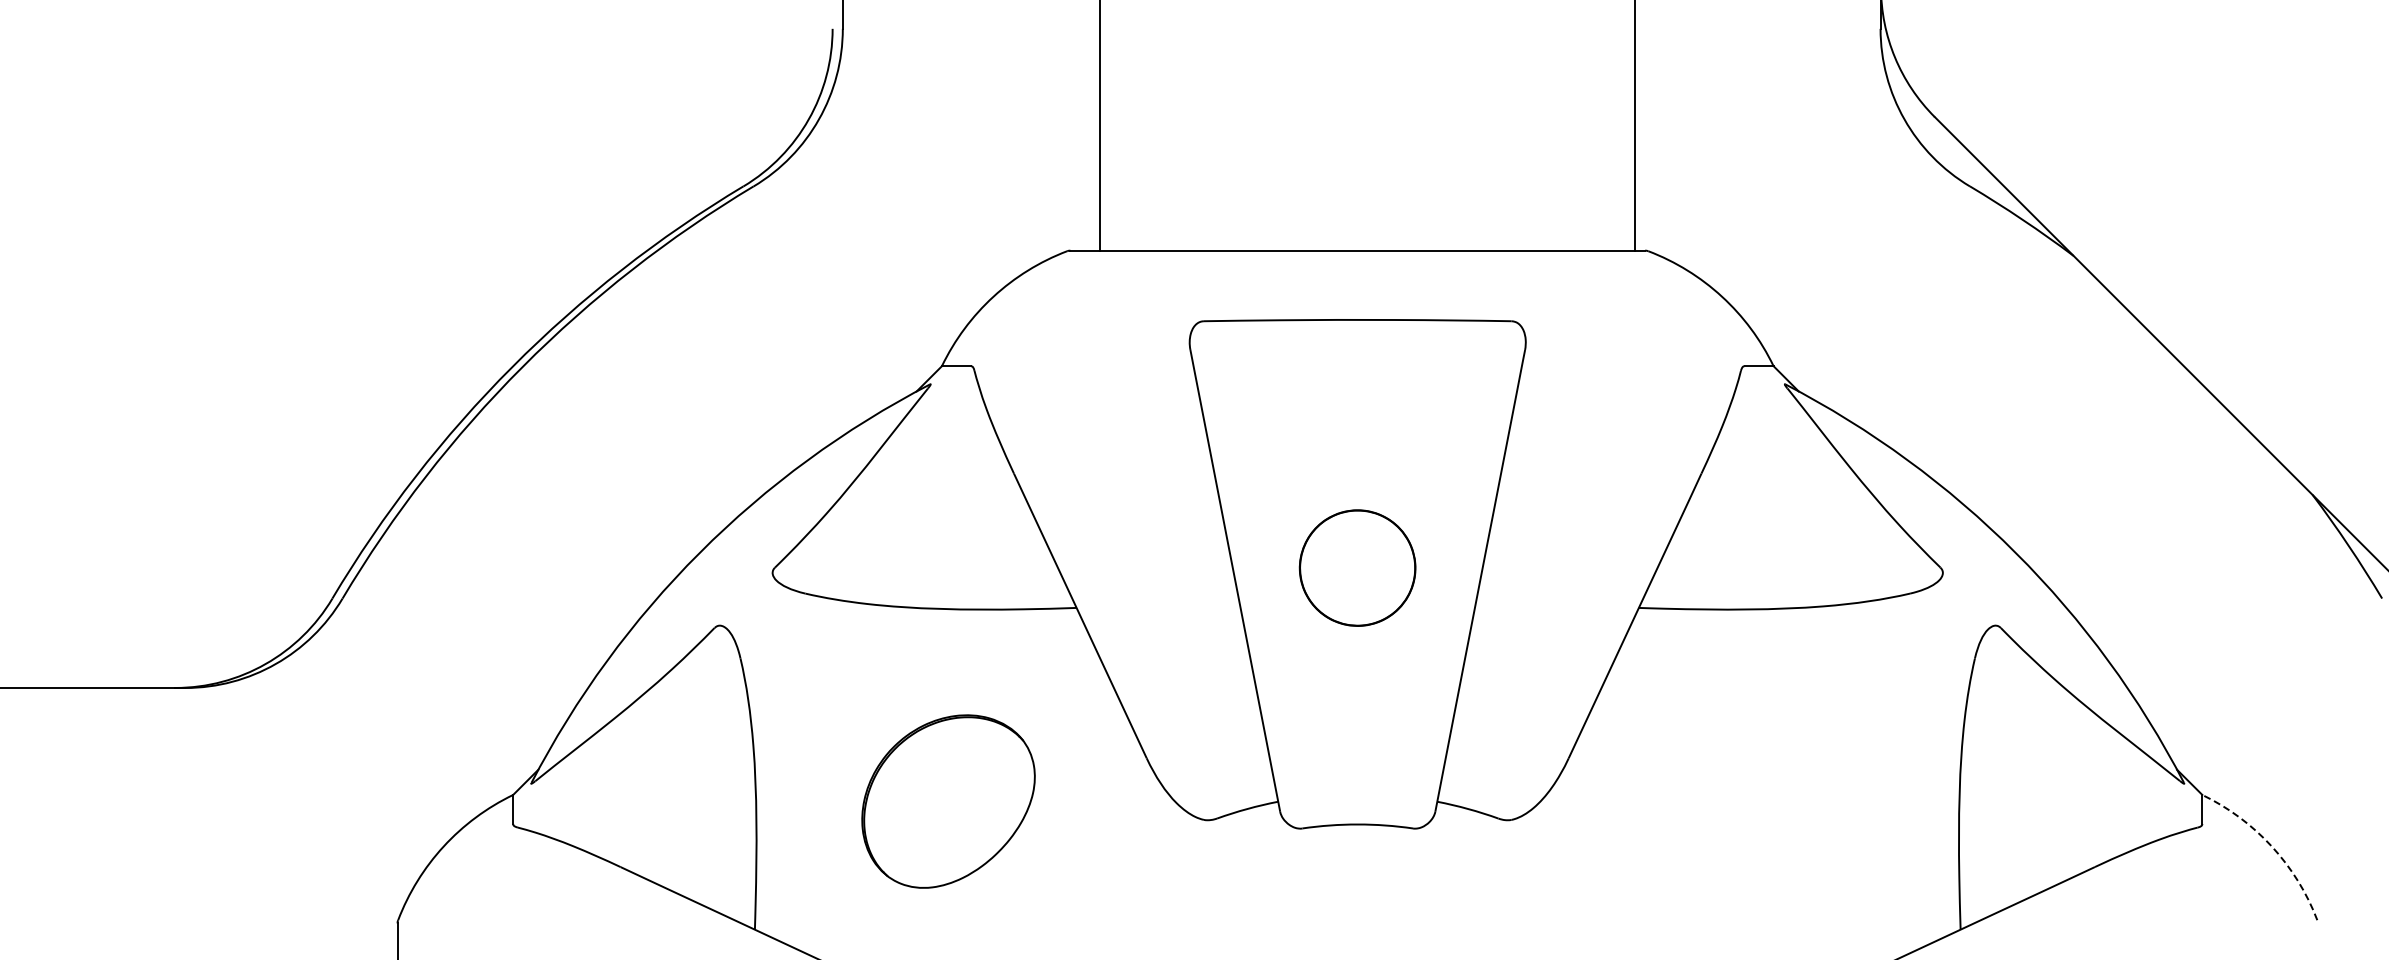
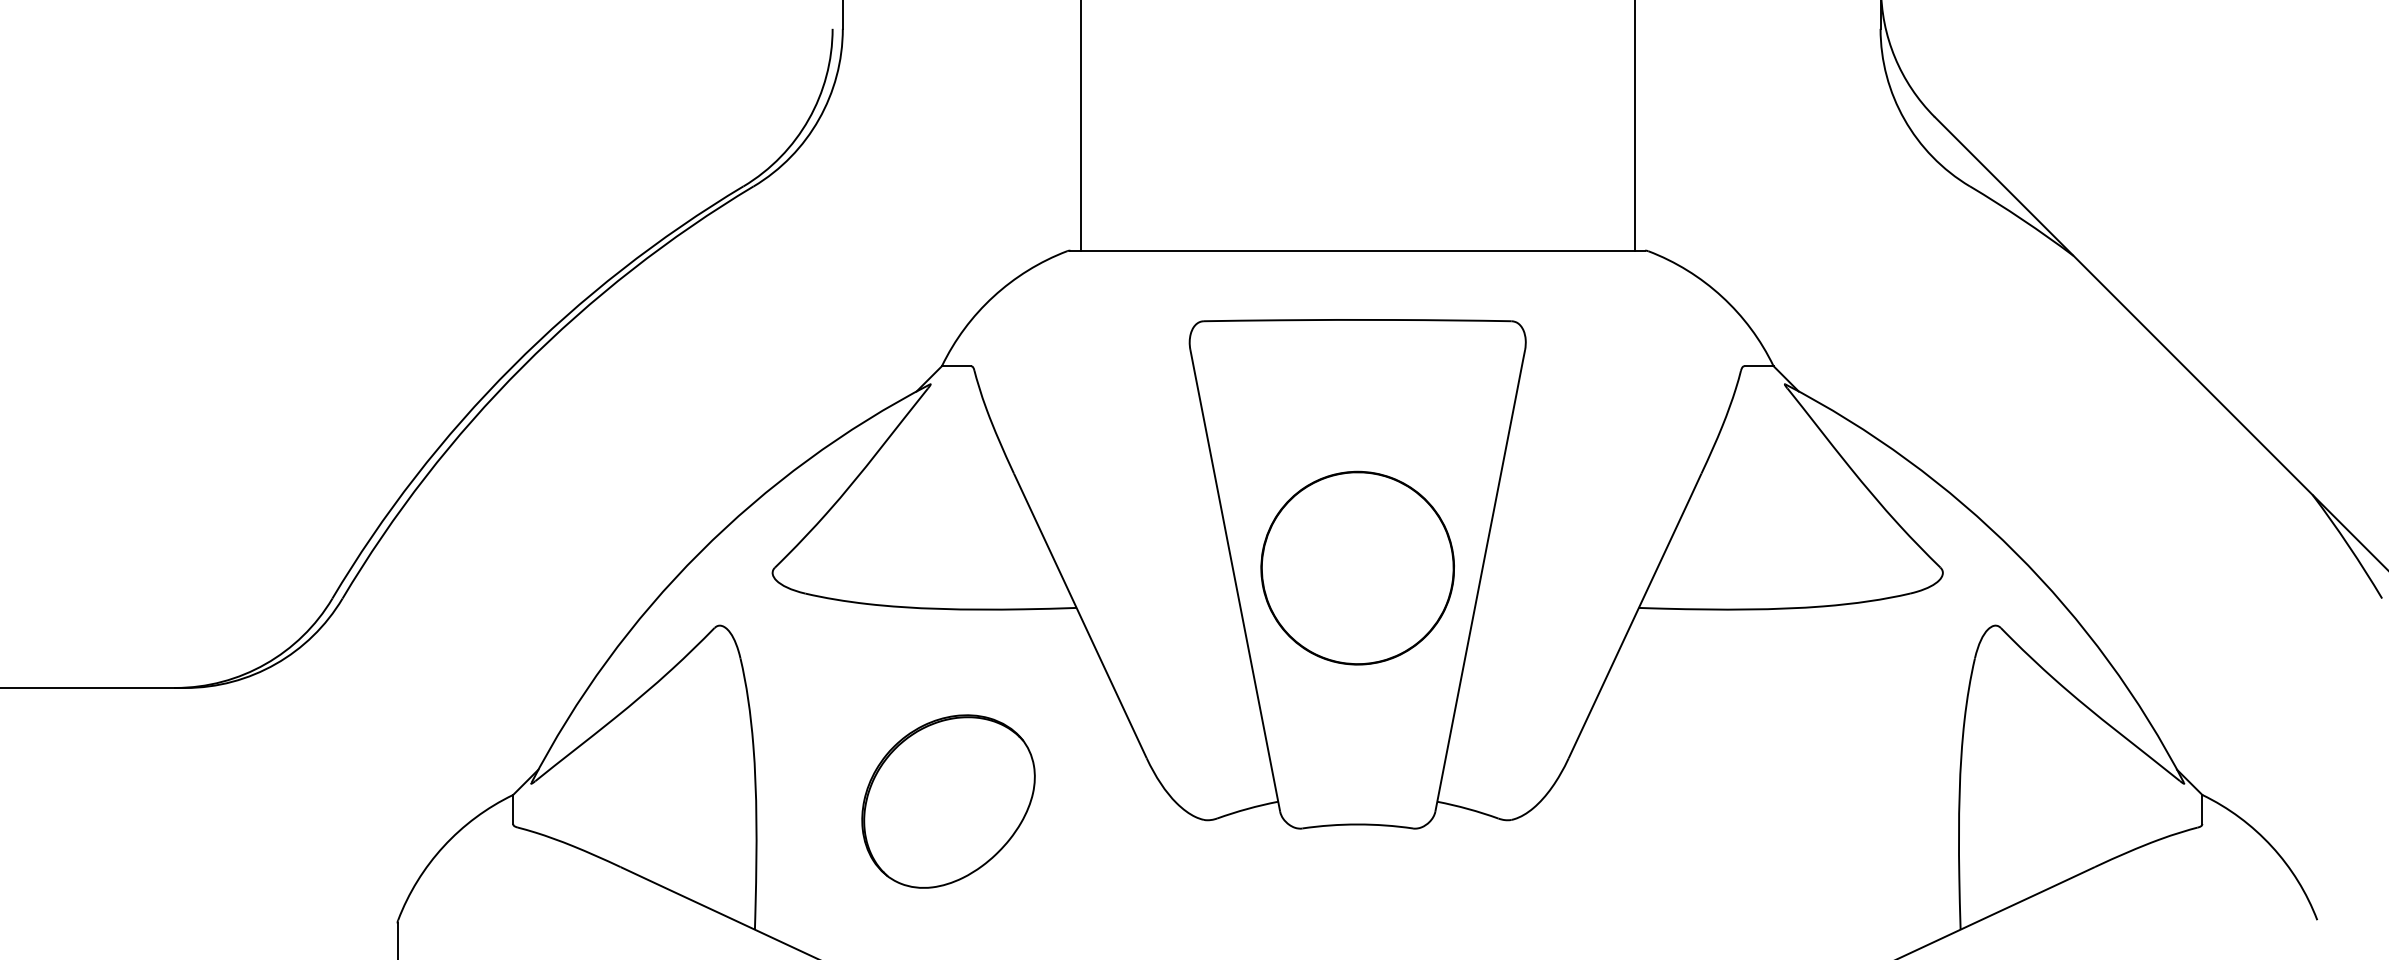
line position: (1100, 126) -> (1081, 126) (1081, 126)
part size: 119x118 px -> 195x196 px (1357, 567)
arc: dashed -> solid (2271, 846)
